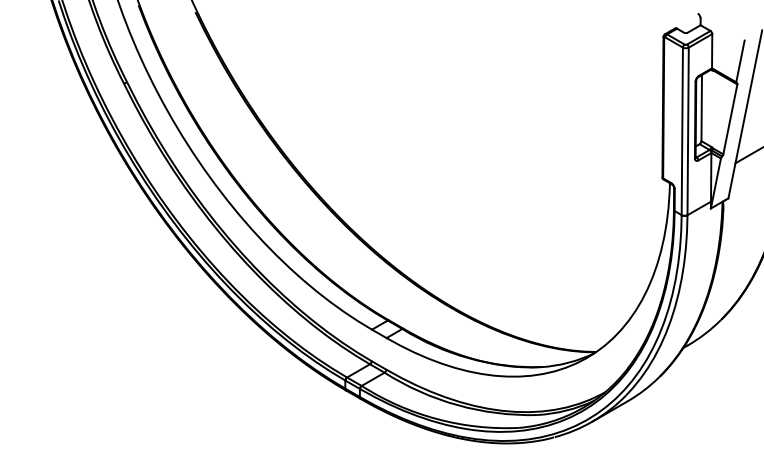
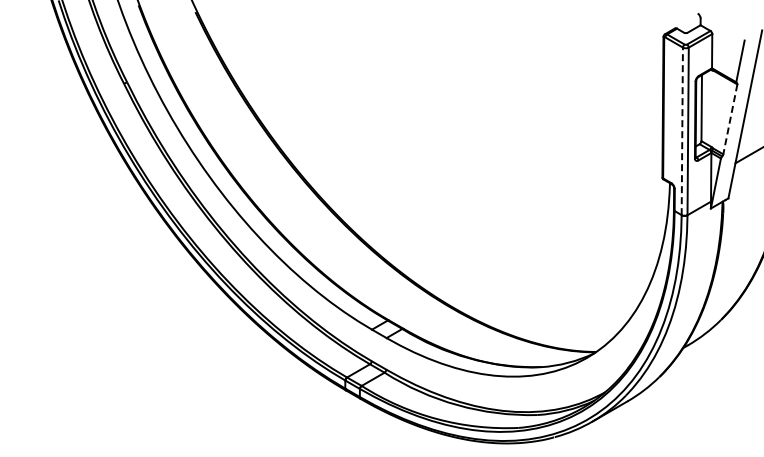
line: solid -> dashed (730, 119)
line: solid -> dashed (682, 131)
